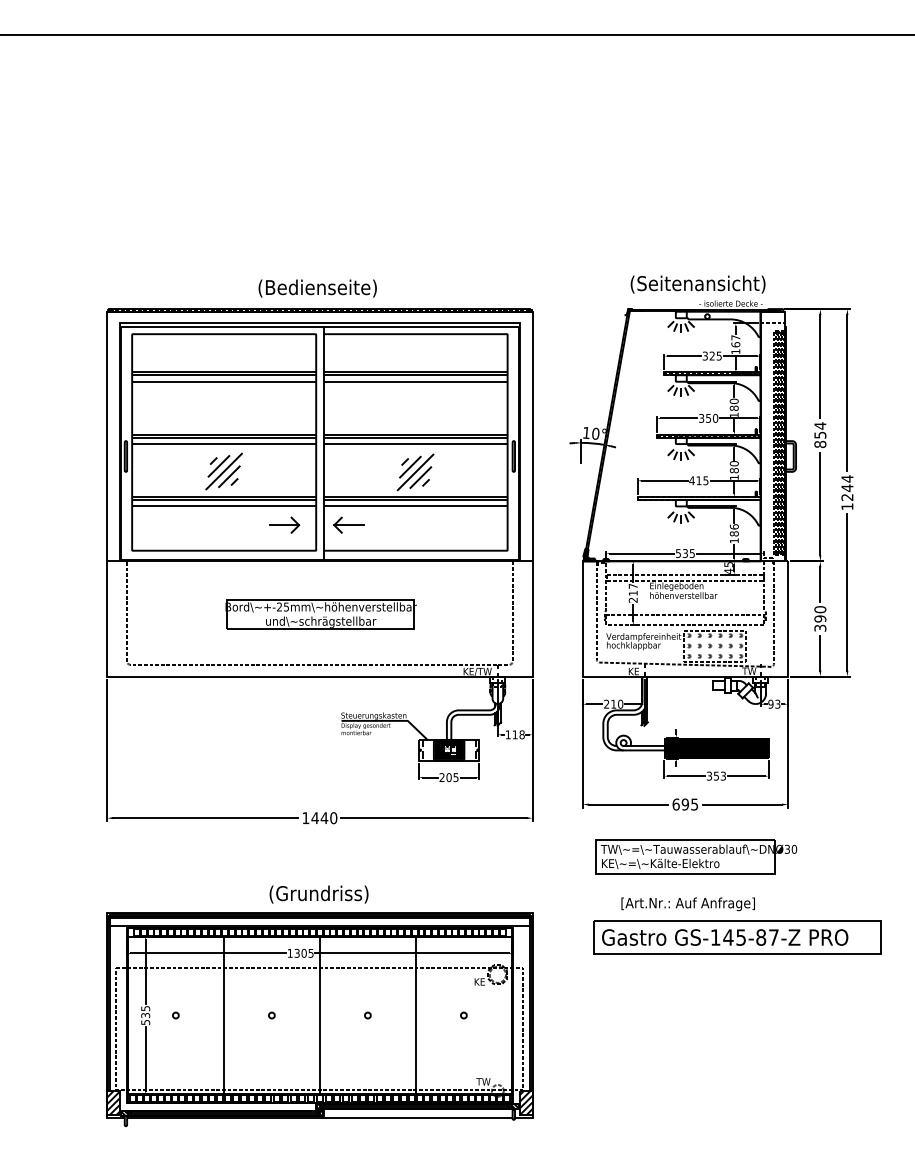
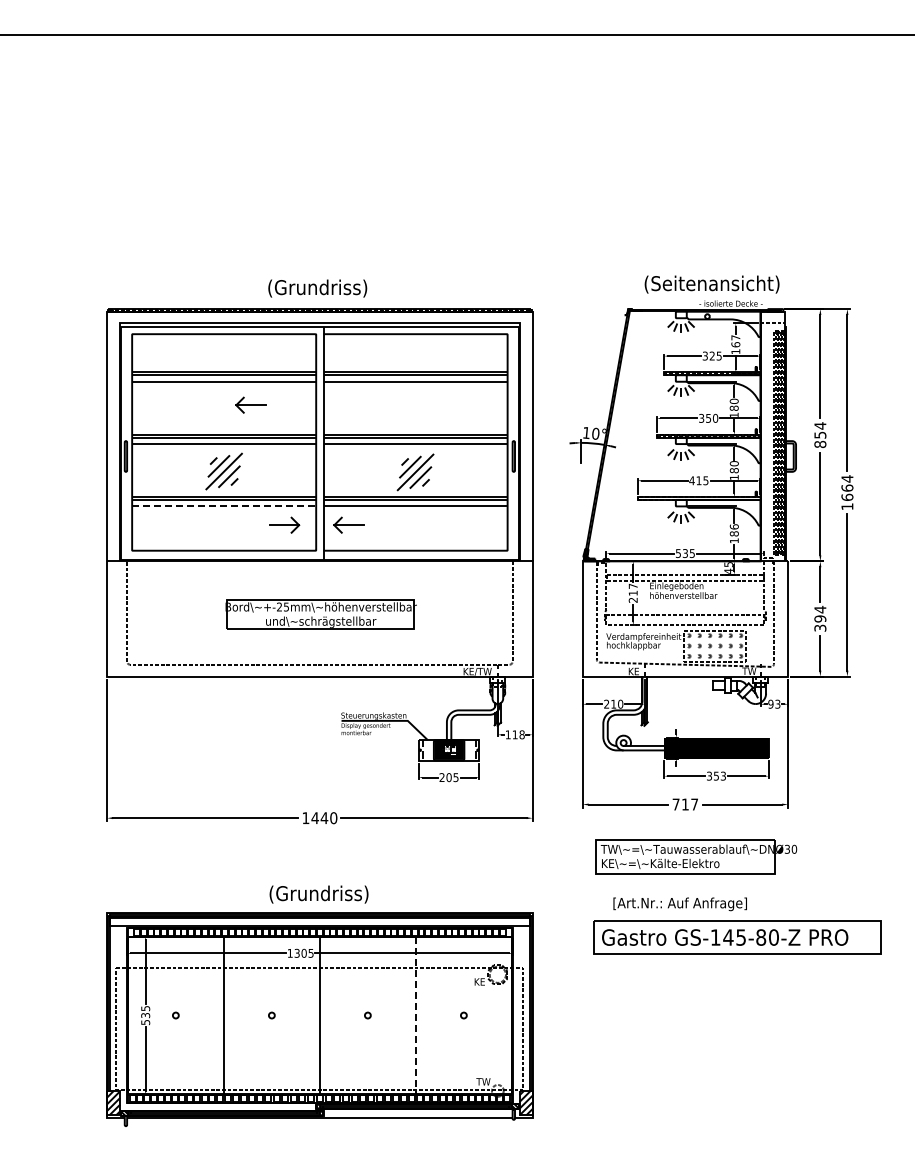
text position: (697, 284) -> (711, 284) (711, 284)
text: (Bedienseite) -> (Grundriss) (317, 288)
part: none -> present (250, 404)
text: 1244 -> 1664 (847, 492)
line: solid -> dashed (224, 506)
text: 390 -> 394 (820, 609)
text: 695 -> 717 (684, 804)
text position: (687, 904) -> (679, 904) (679, 904)
text: GS-145-87-Z -> GS-145-80-Z (773, 937)
line: solid -> dashed (415, 1016)
